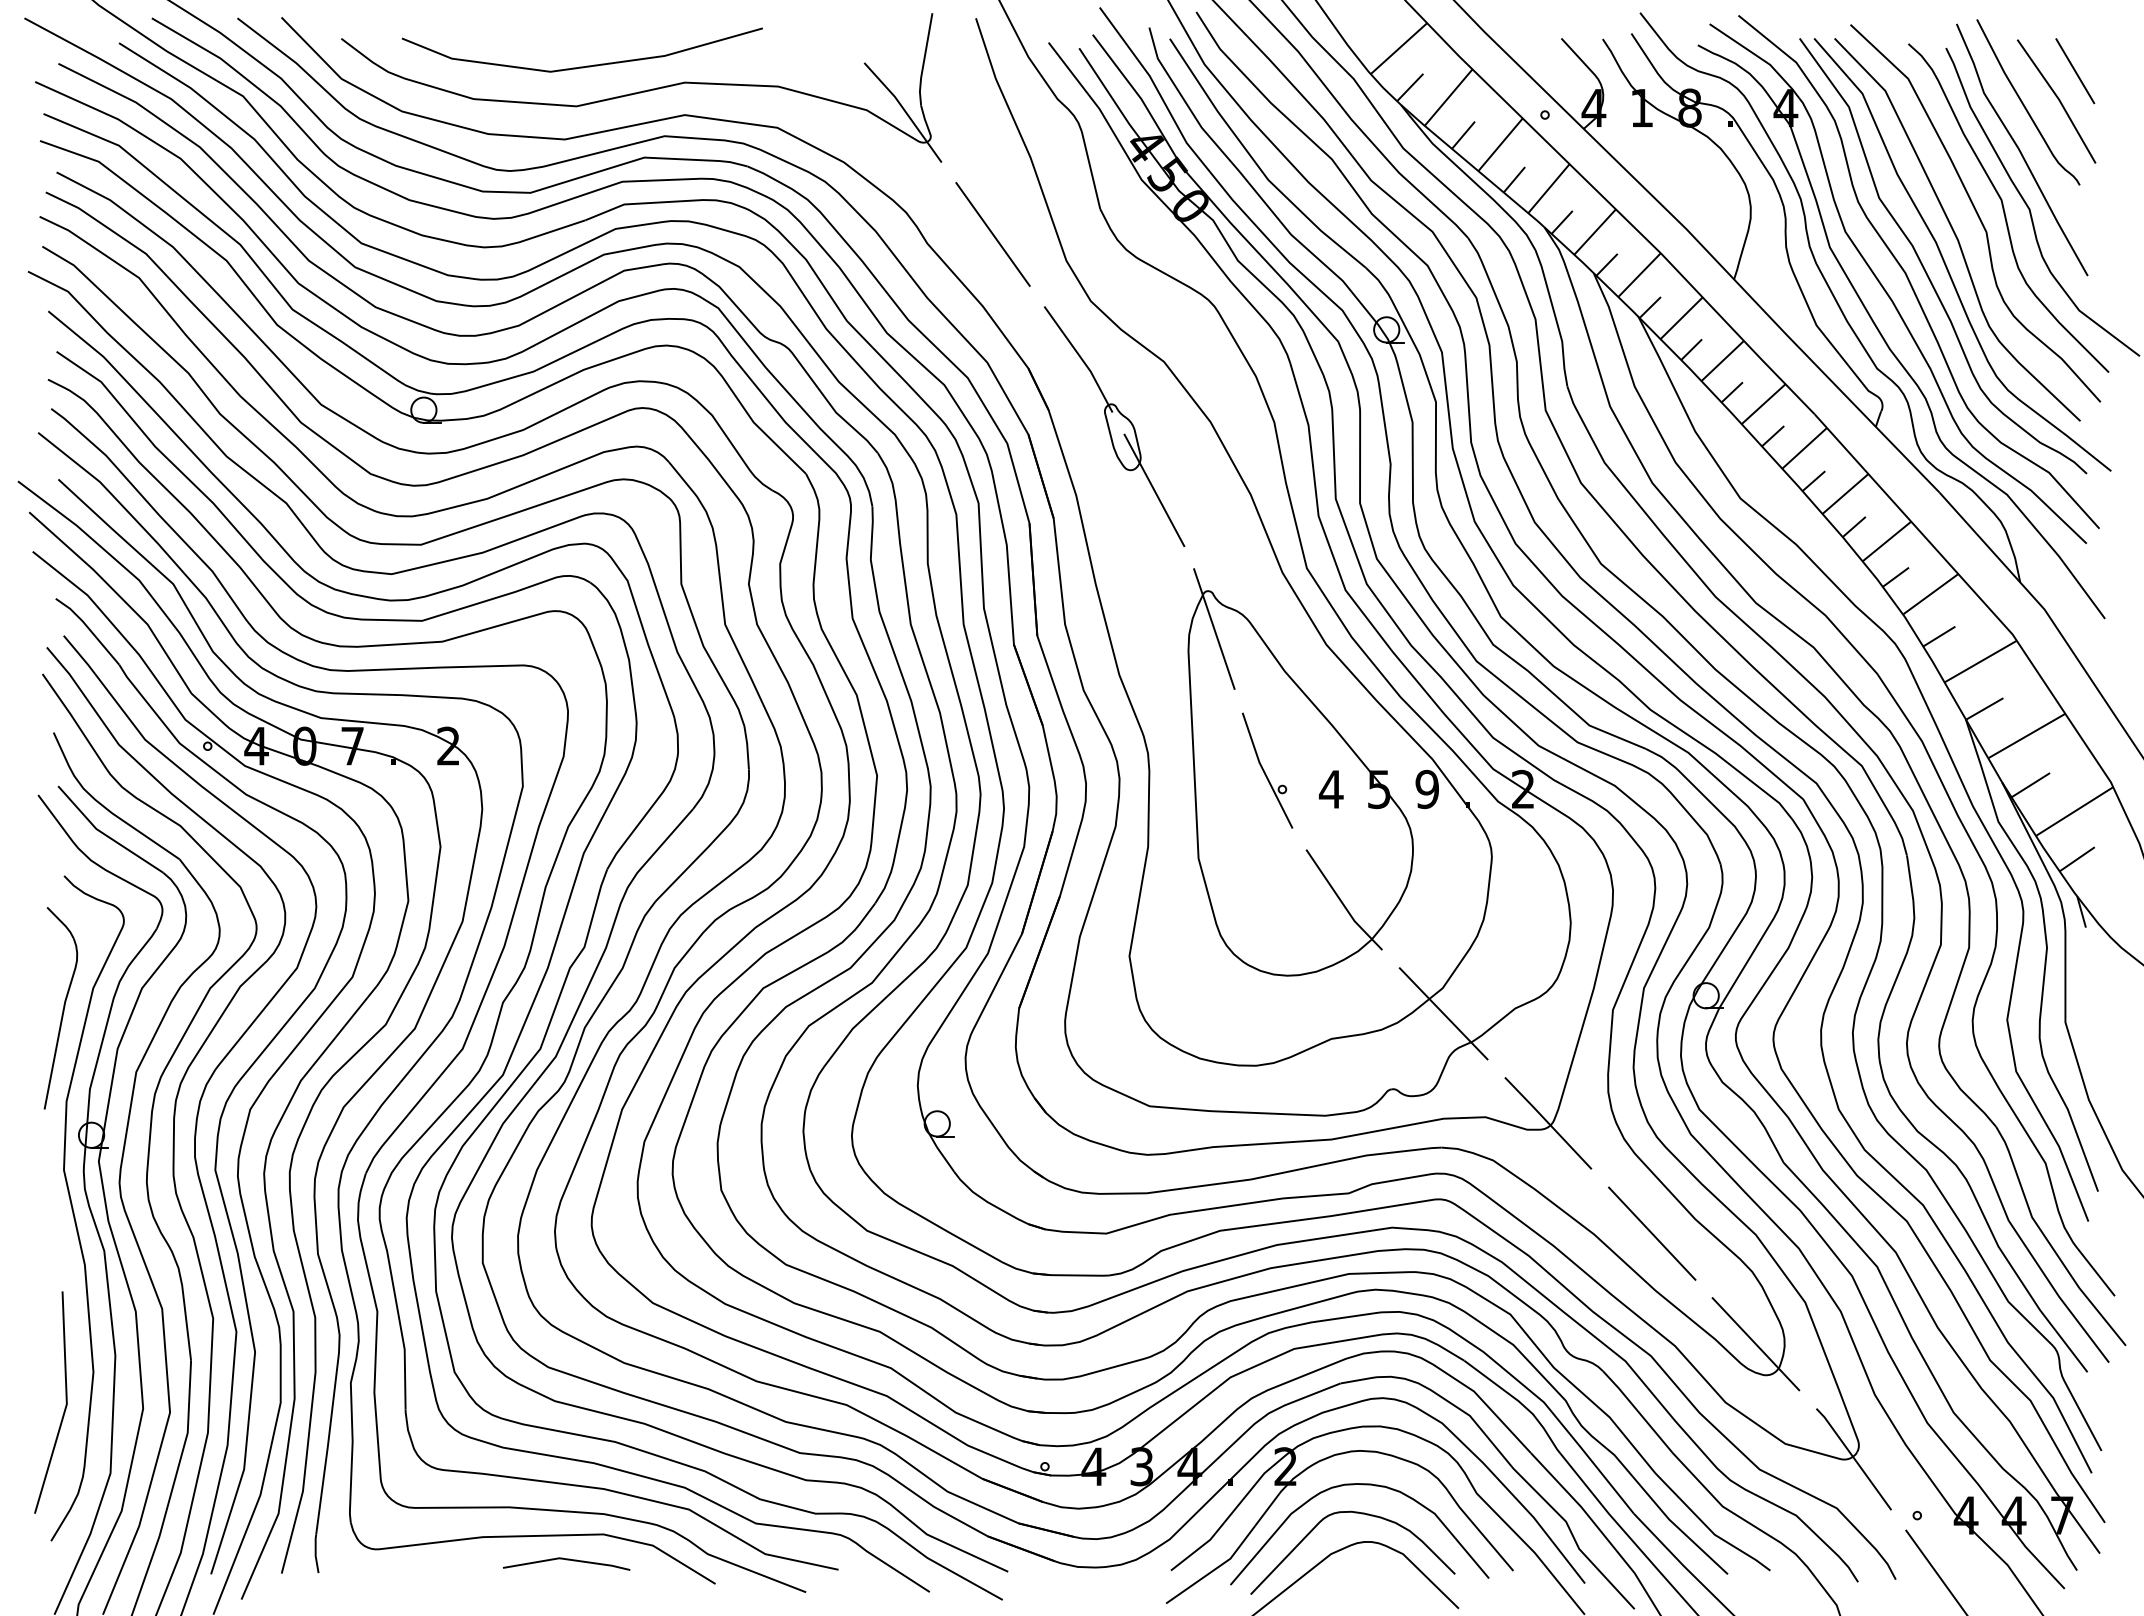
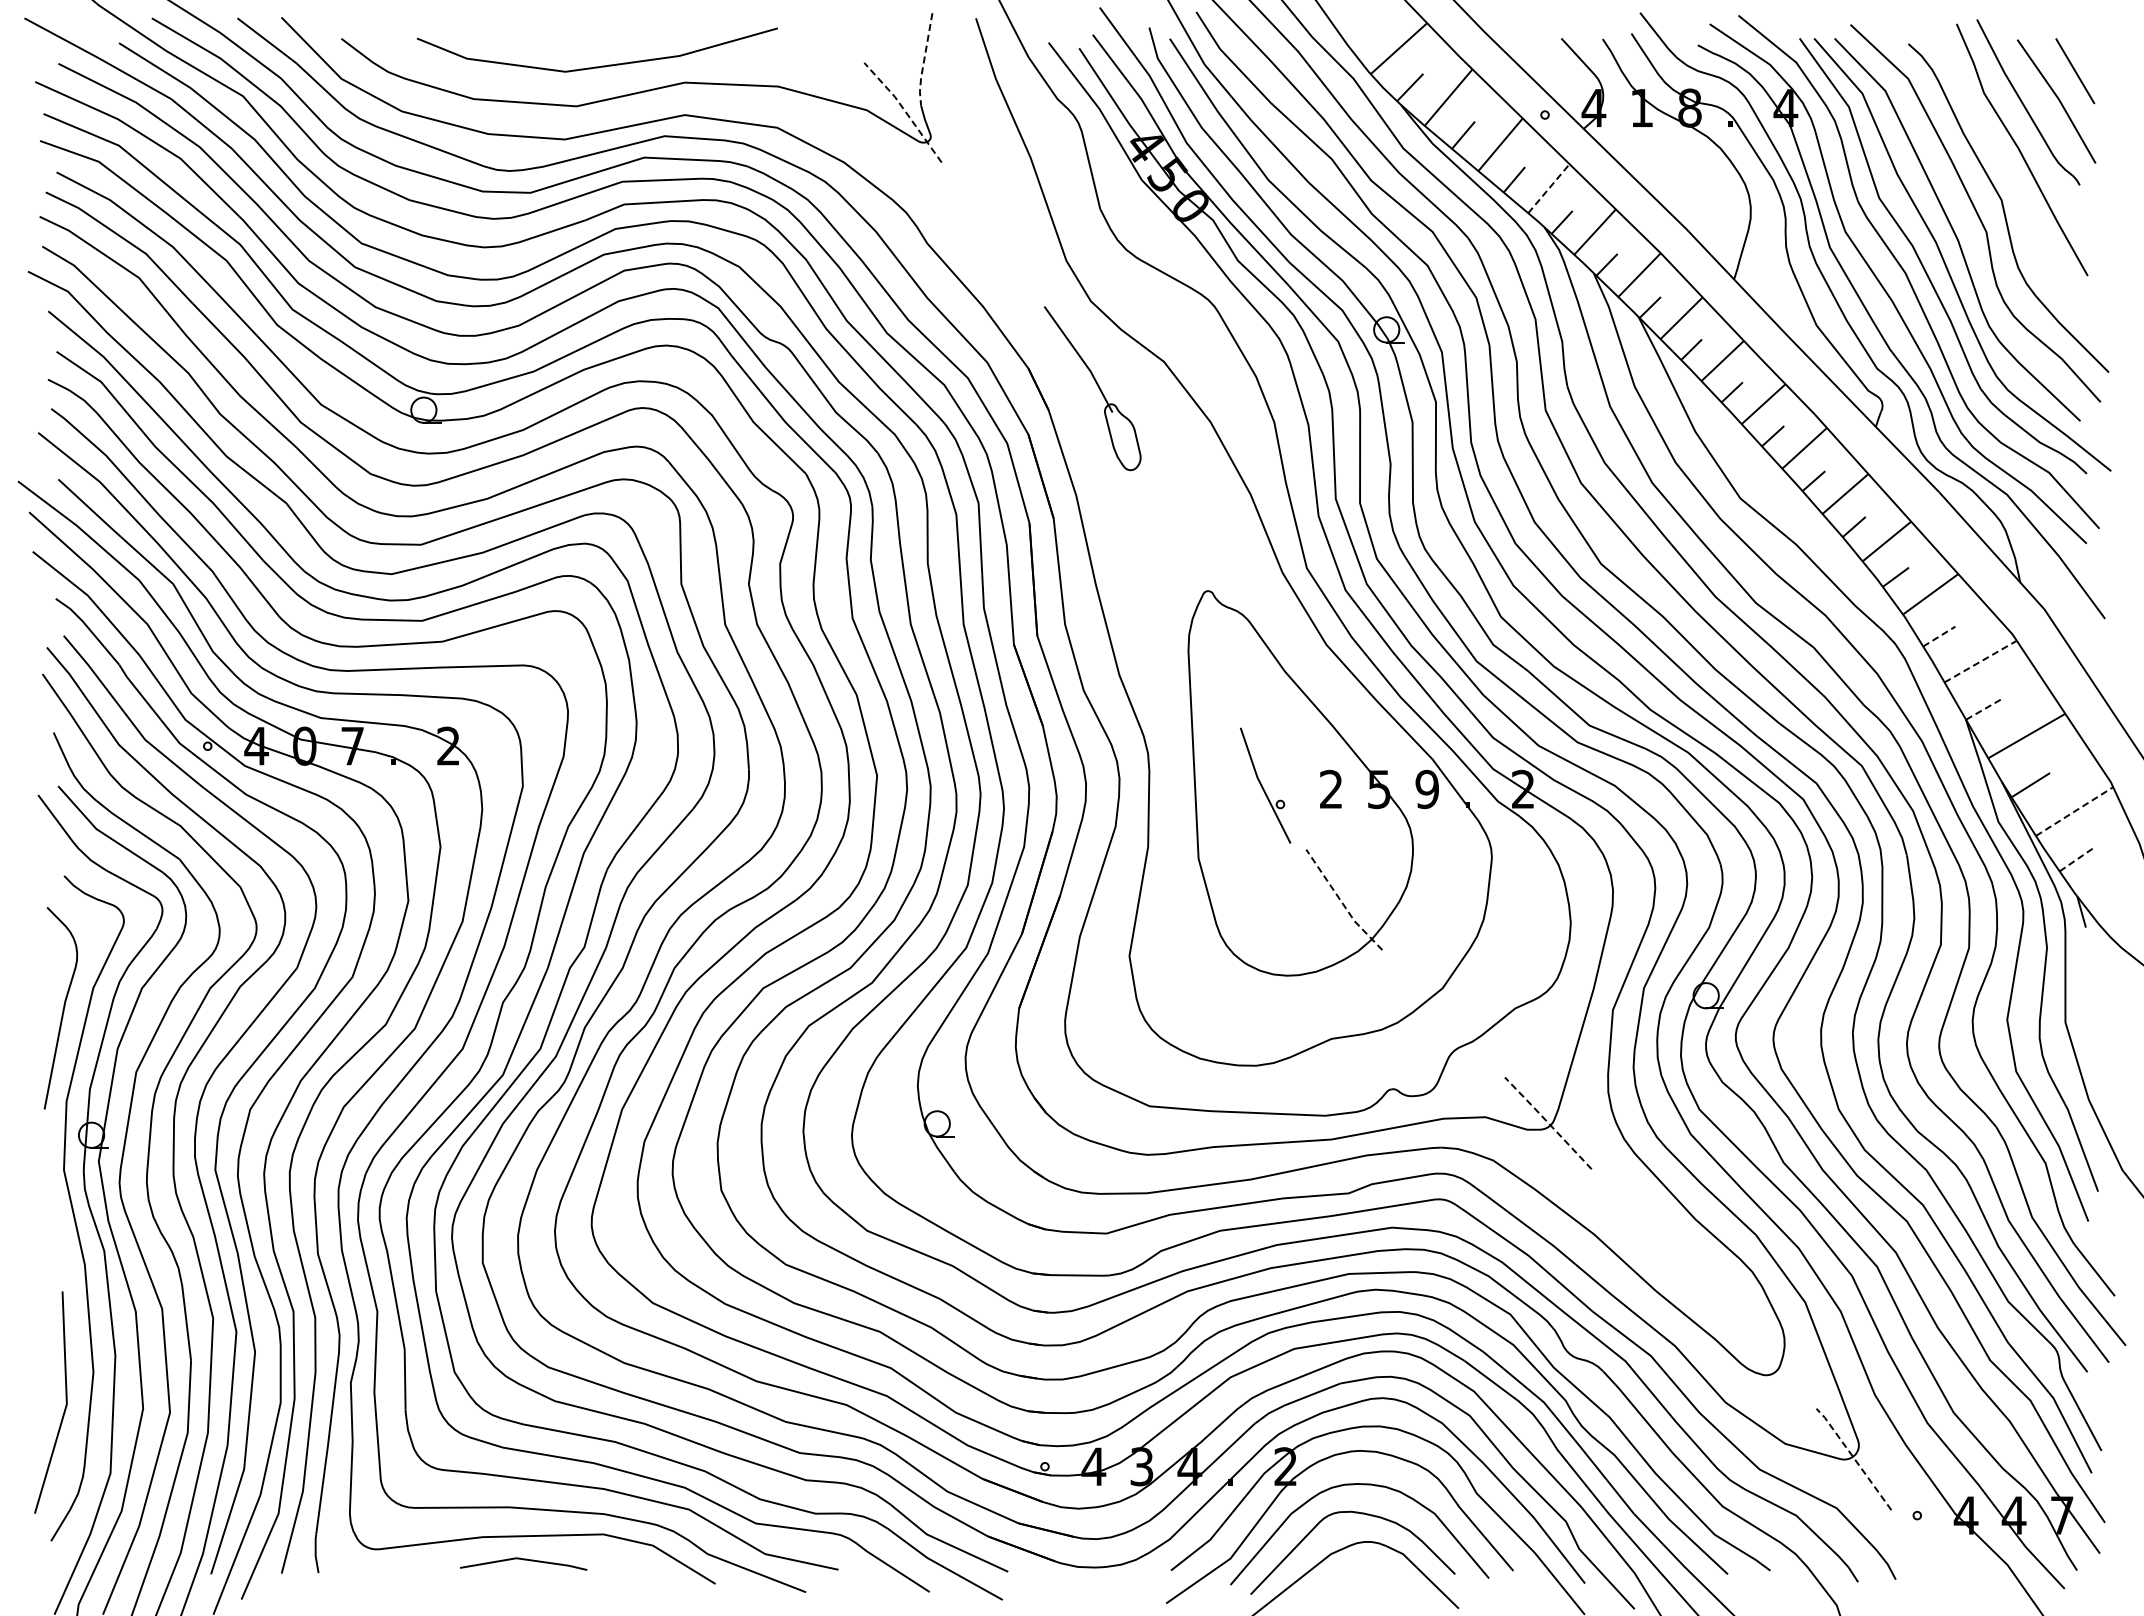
line: solid -> dashed (924, 60)
line position: (586, 65) -> (601, 65) (601, 65)
line: solid -> dashed (904, 110)
line: solid -> dashed (1549, 188)
curve: present -> none (2030, 208)
line: present -> none (992, 234)
line: present -> none (1154, 490)
line: present -> none (1214, 628)
line: solid -> dashed (1939, 636)
line: solid -> dashed (1980, 661)
line: solid -> dashed (1984, 708)
part position: (1267, 770) -> (1265, 785) (1265, 785)
text: 4 -> 2 (1330, 788)
line: solid -> dashed (2074, 811)
line: solid -> dashed (2077, 859)
line: solid -> dashed (1341, 902)
line: present -> none (1443, 1013)
line: solid -> dashed (1548, 1122)
line: present -> none (1652, 1233)
line: present -> none (1755, 1344)
line: solid -> dashed (1854, 1458)
line position: (566, 1560) -> (523, 1560) (523, 1560)
line: present -> none (1935, 1571)
